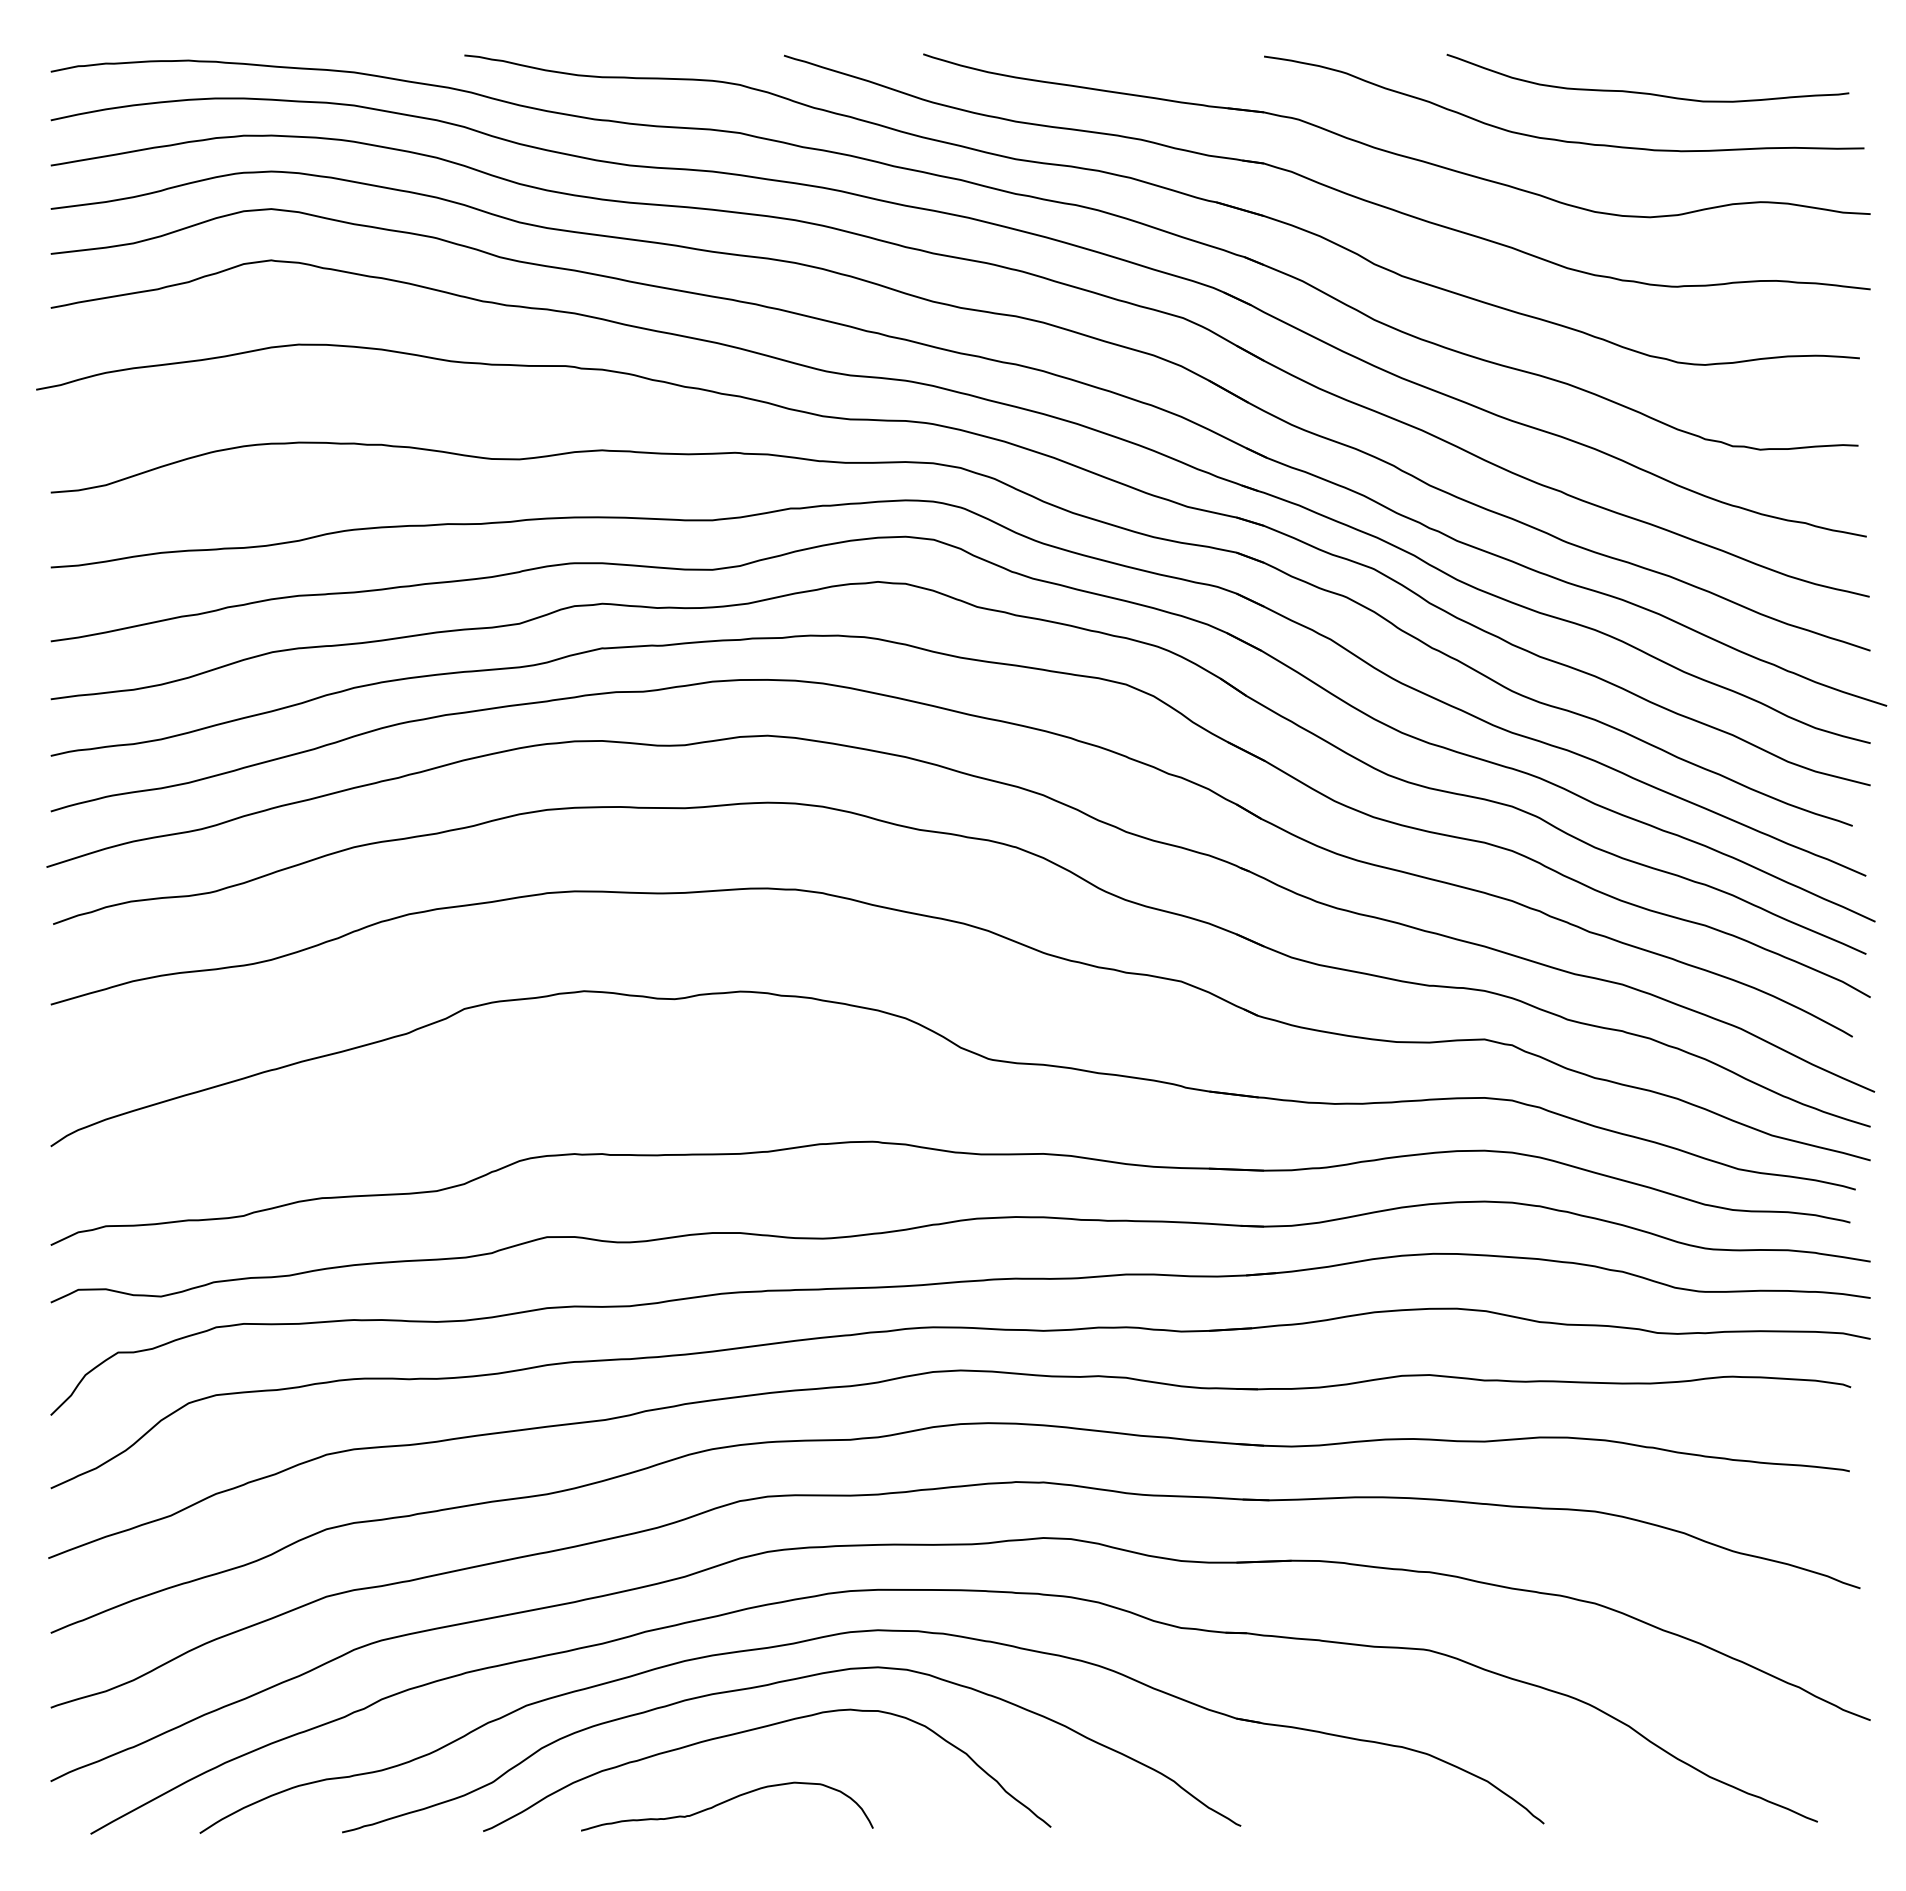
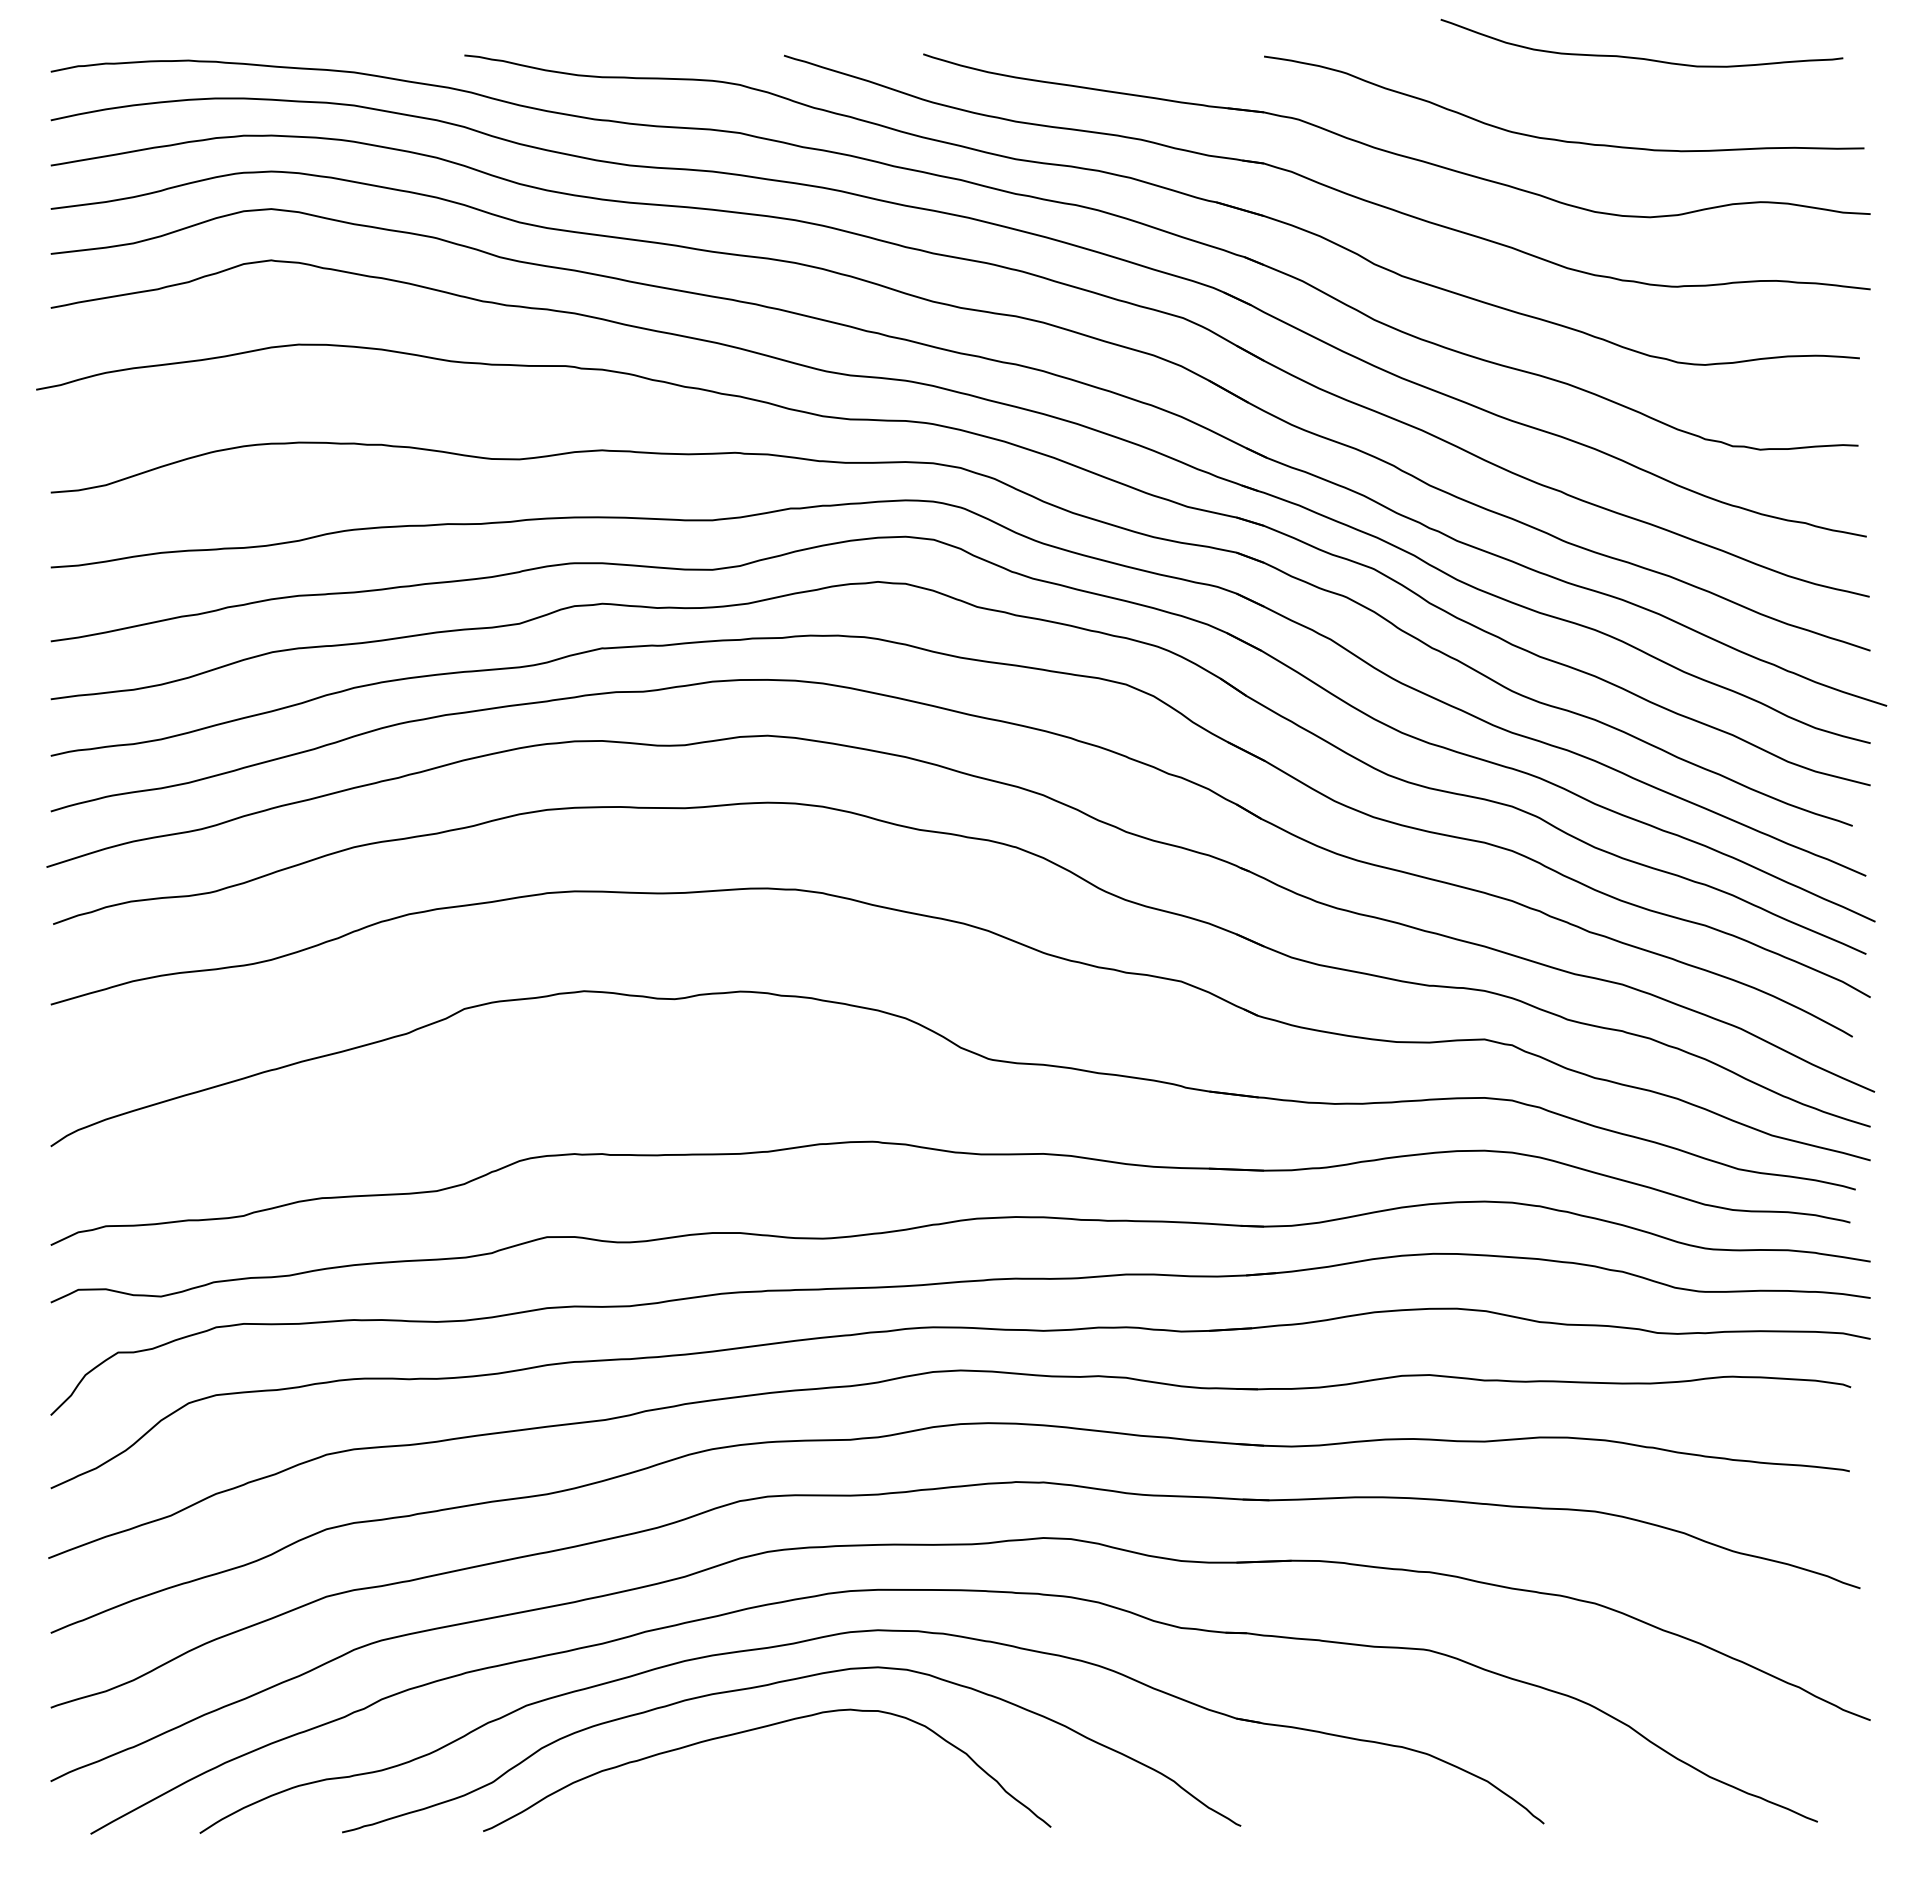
curve position: (1647, 92) -> (1641, 57) (1641, 57)
curve: present -> none (726, 1802)
